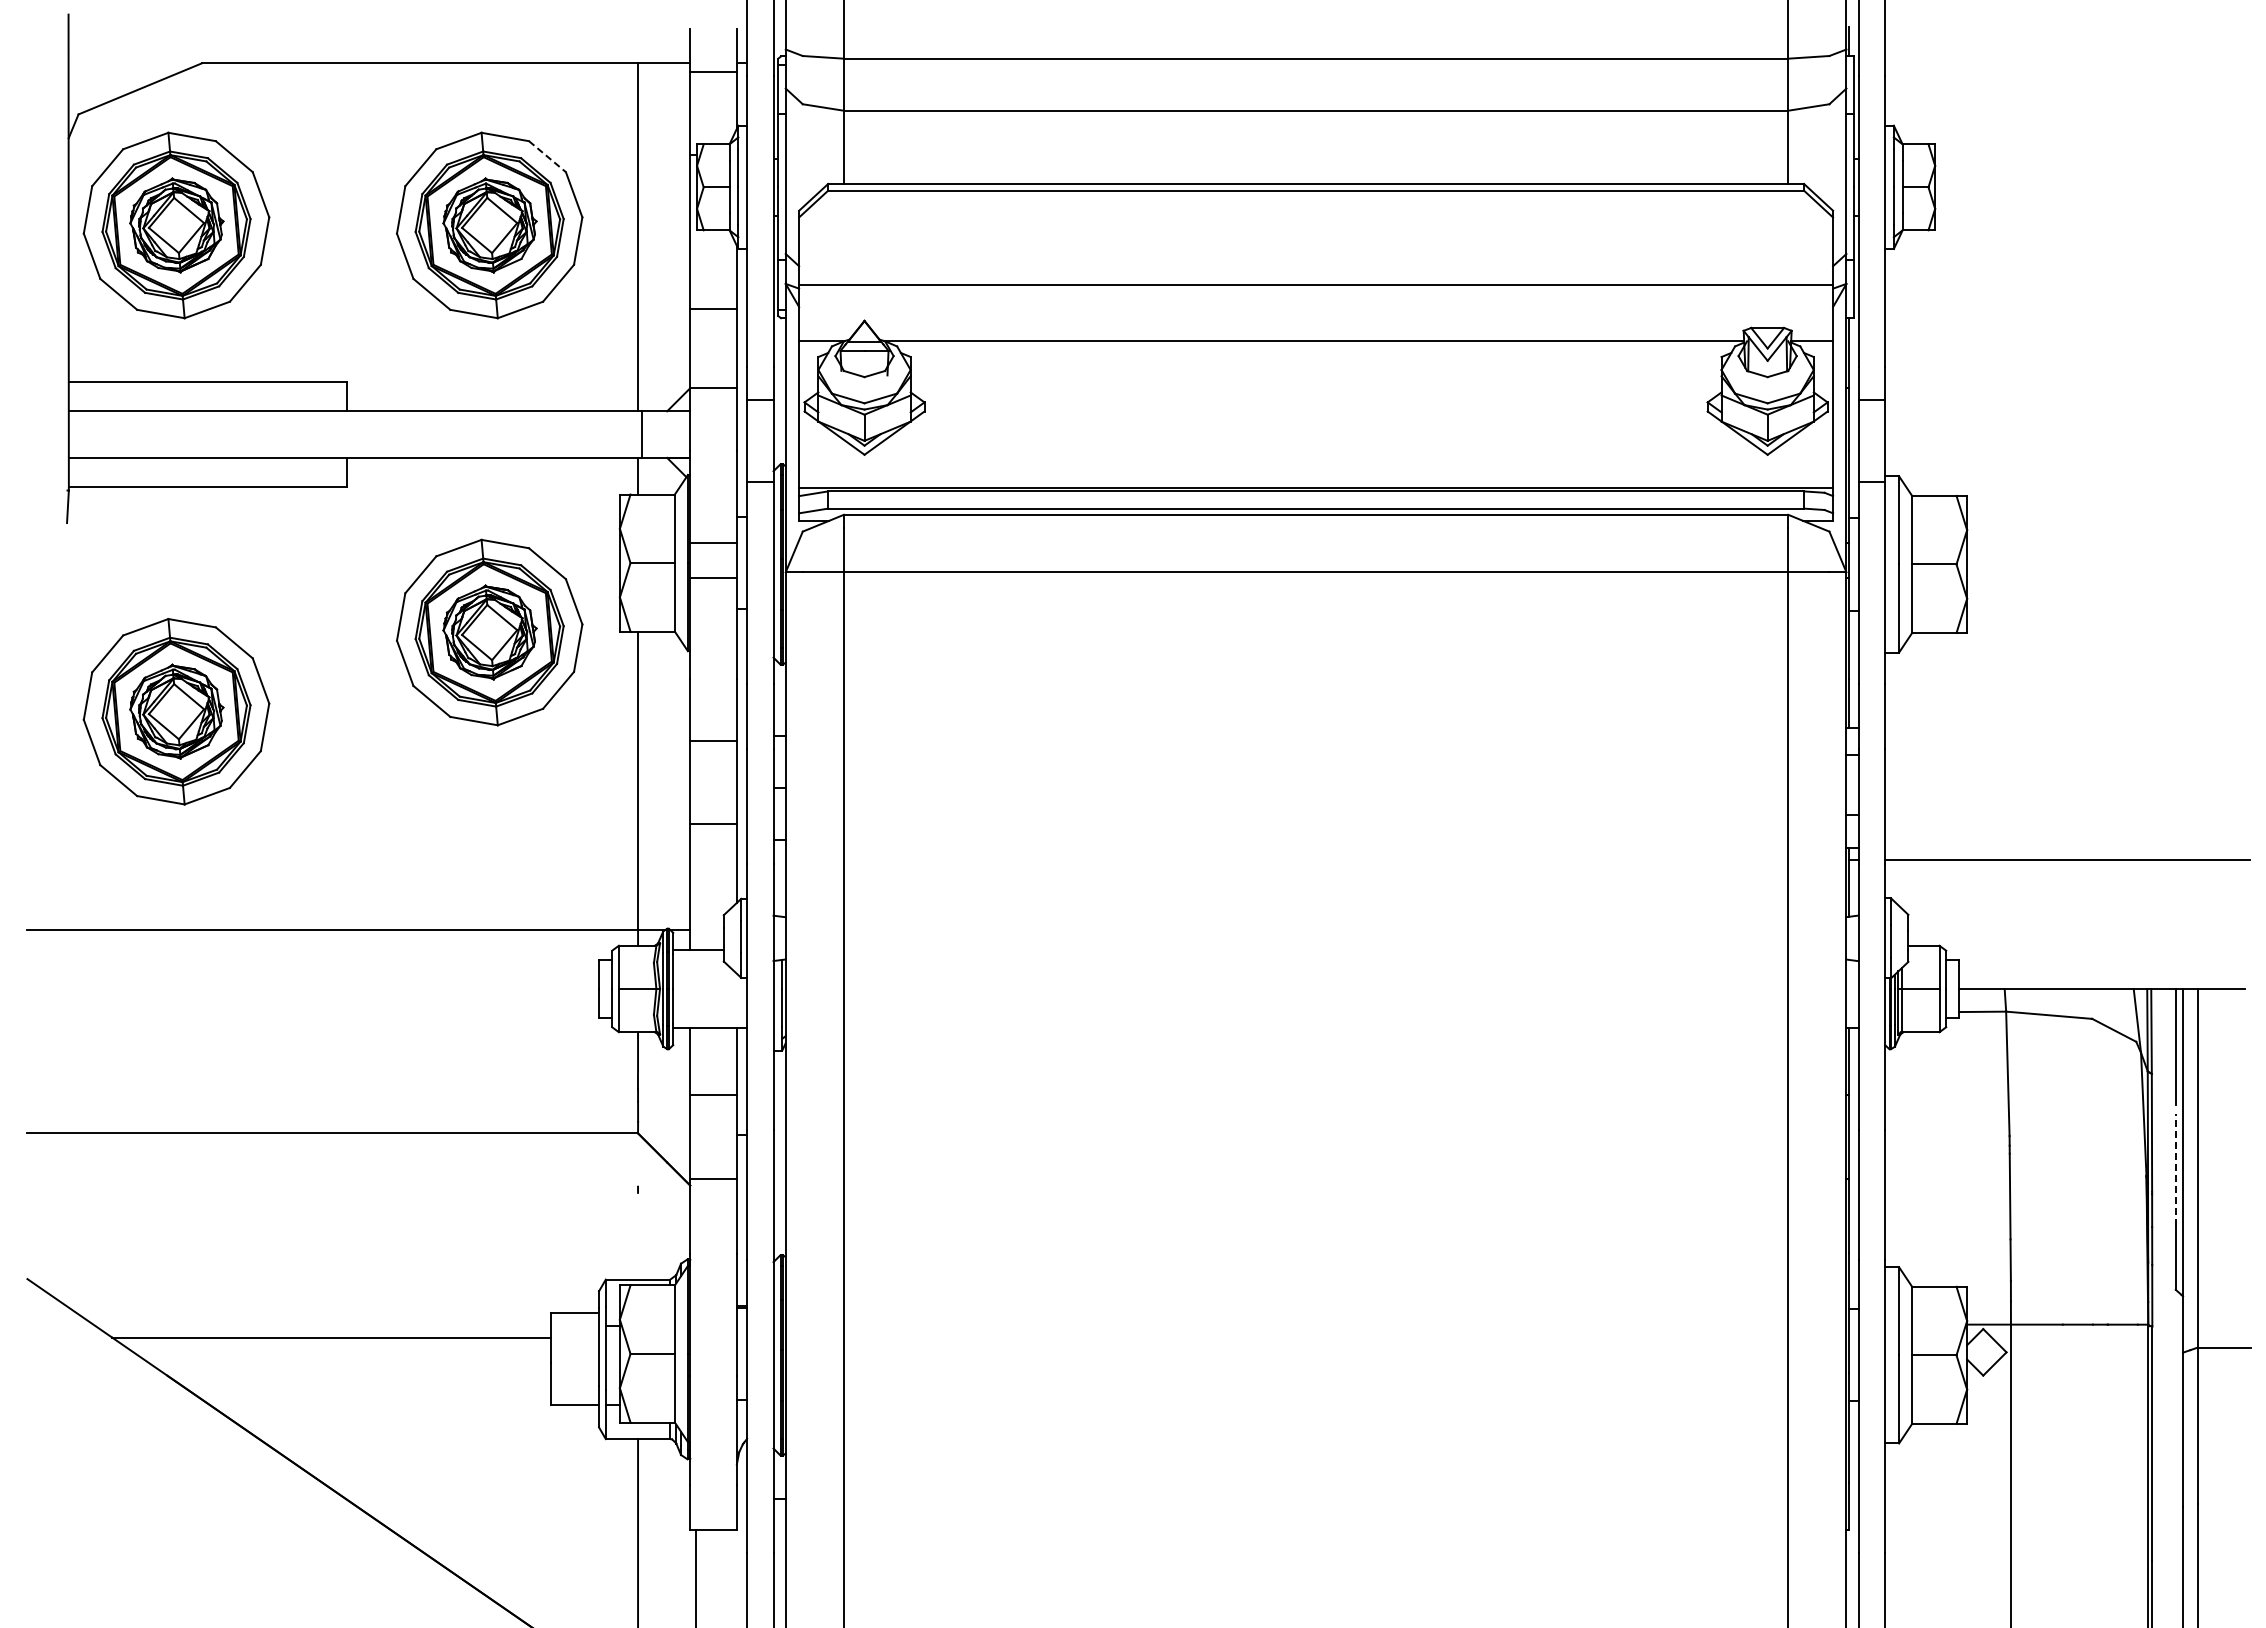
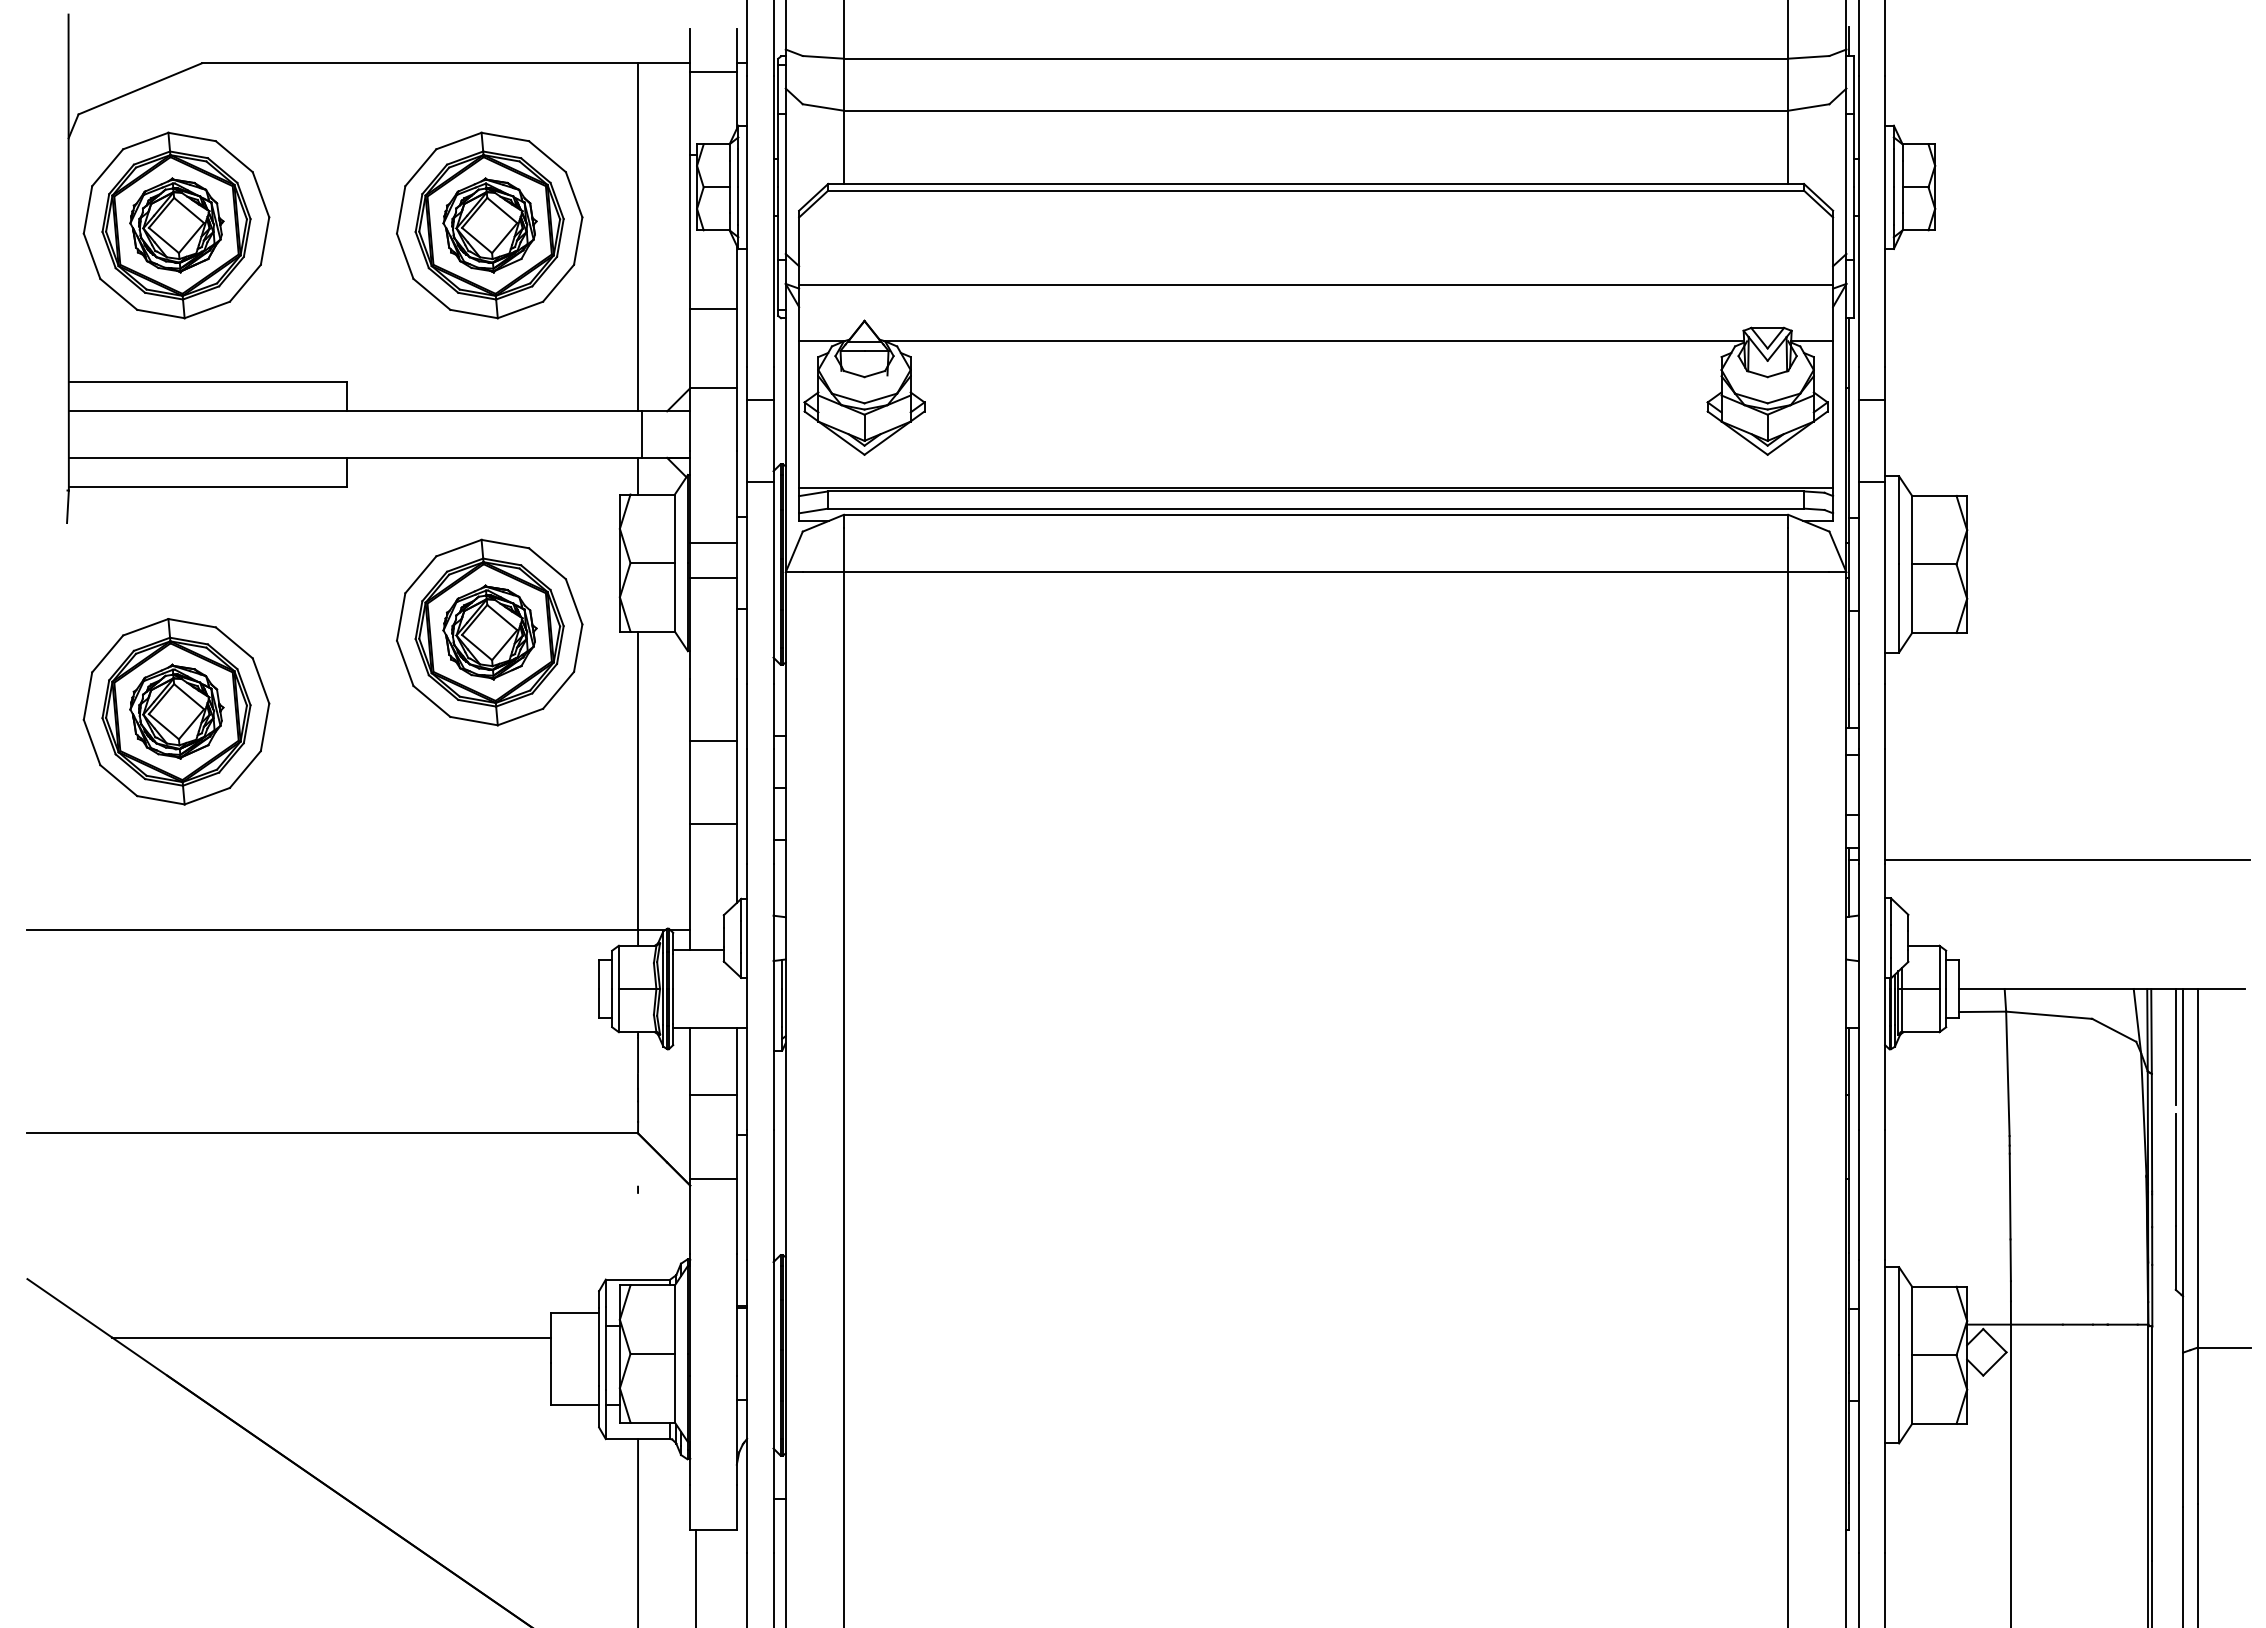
line: dashed -> solid (547, 156)
line: dashed -> solid (2175, 1170)
